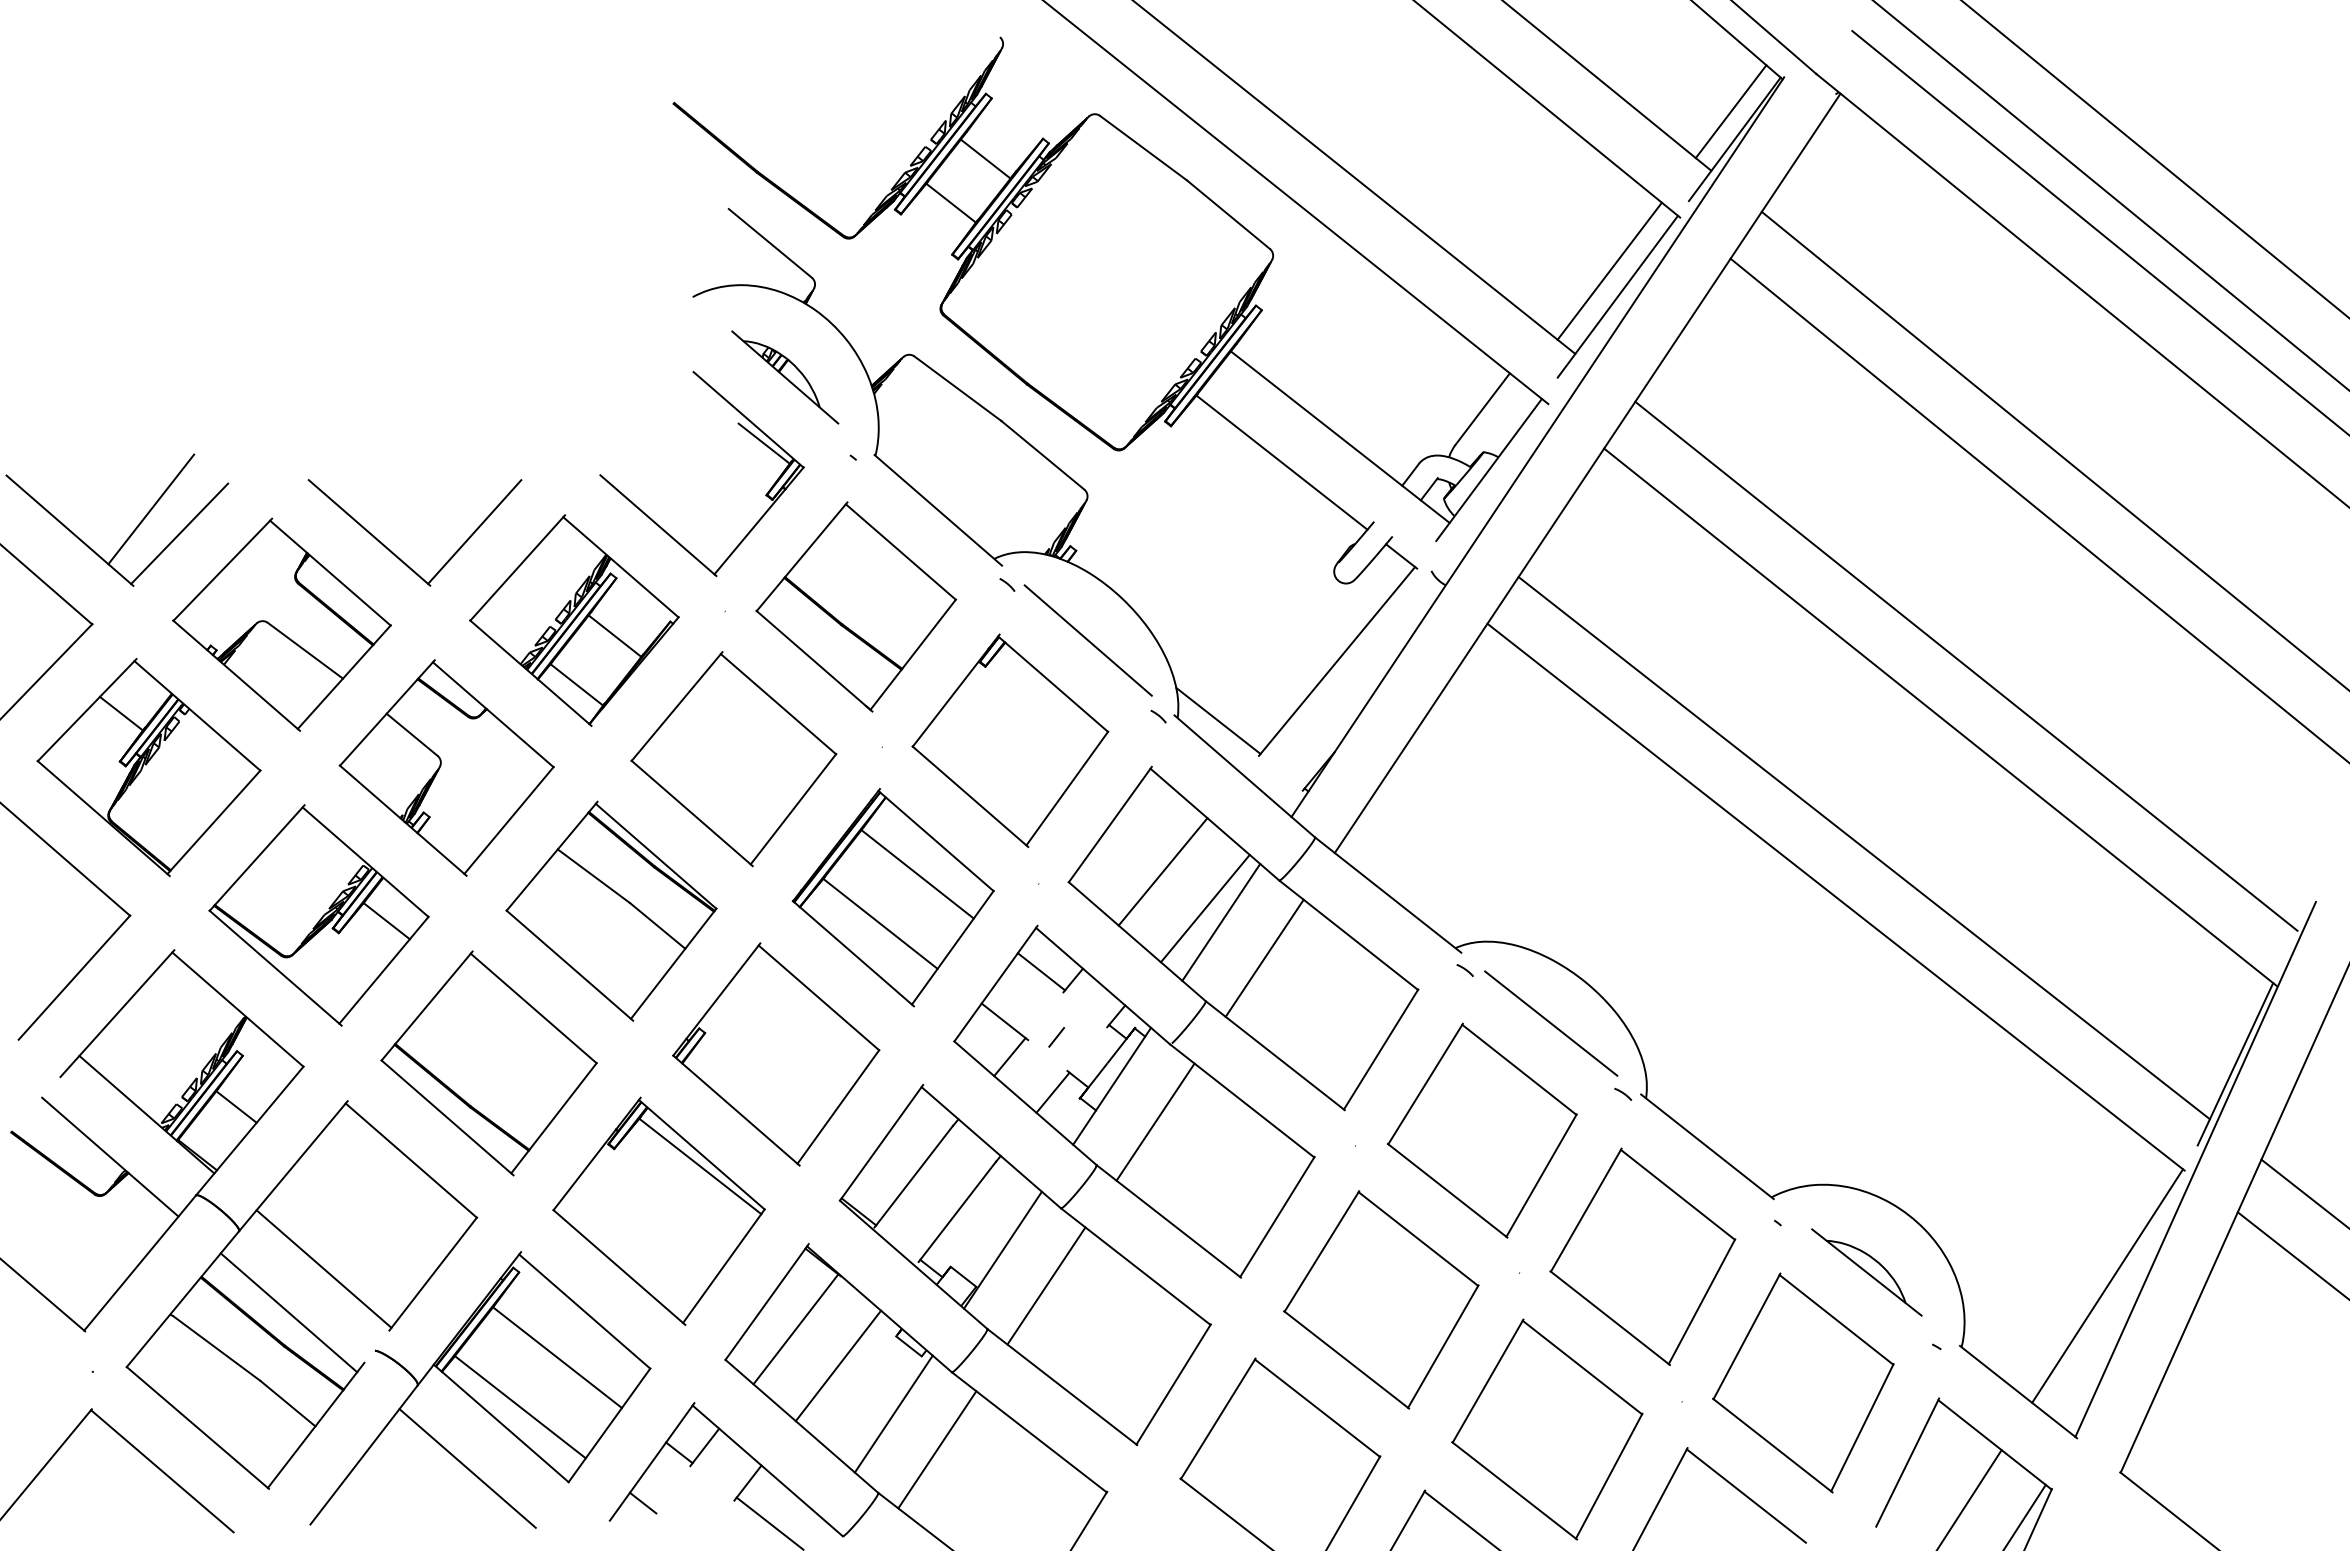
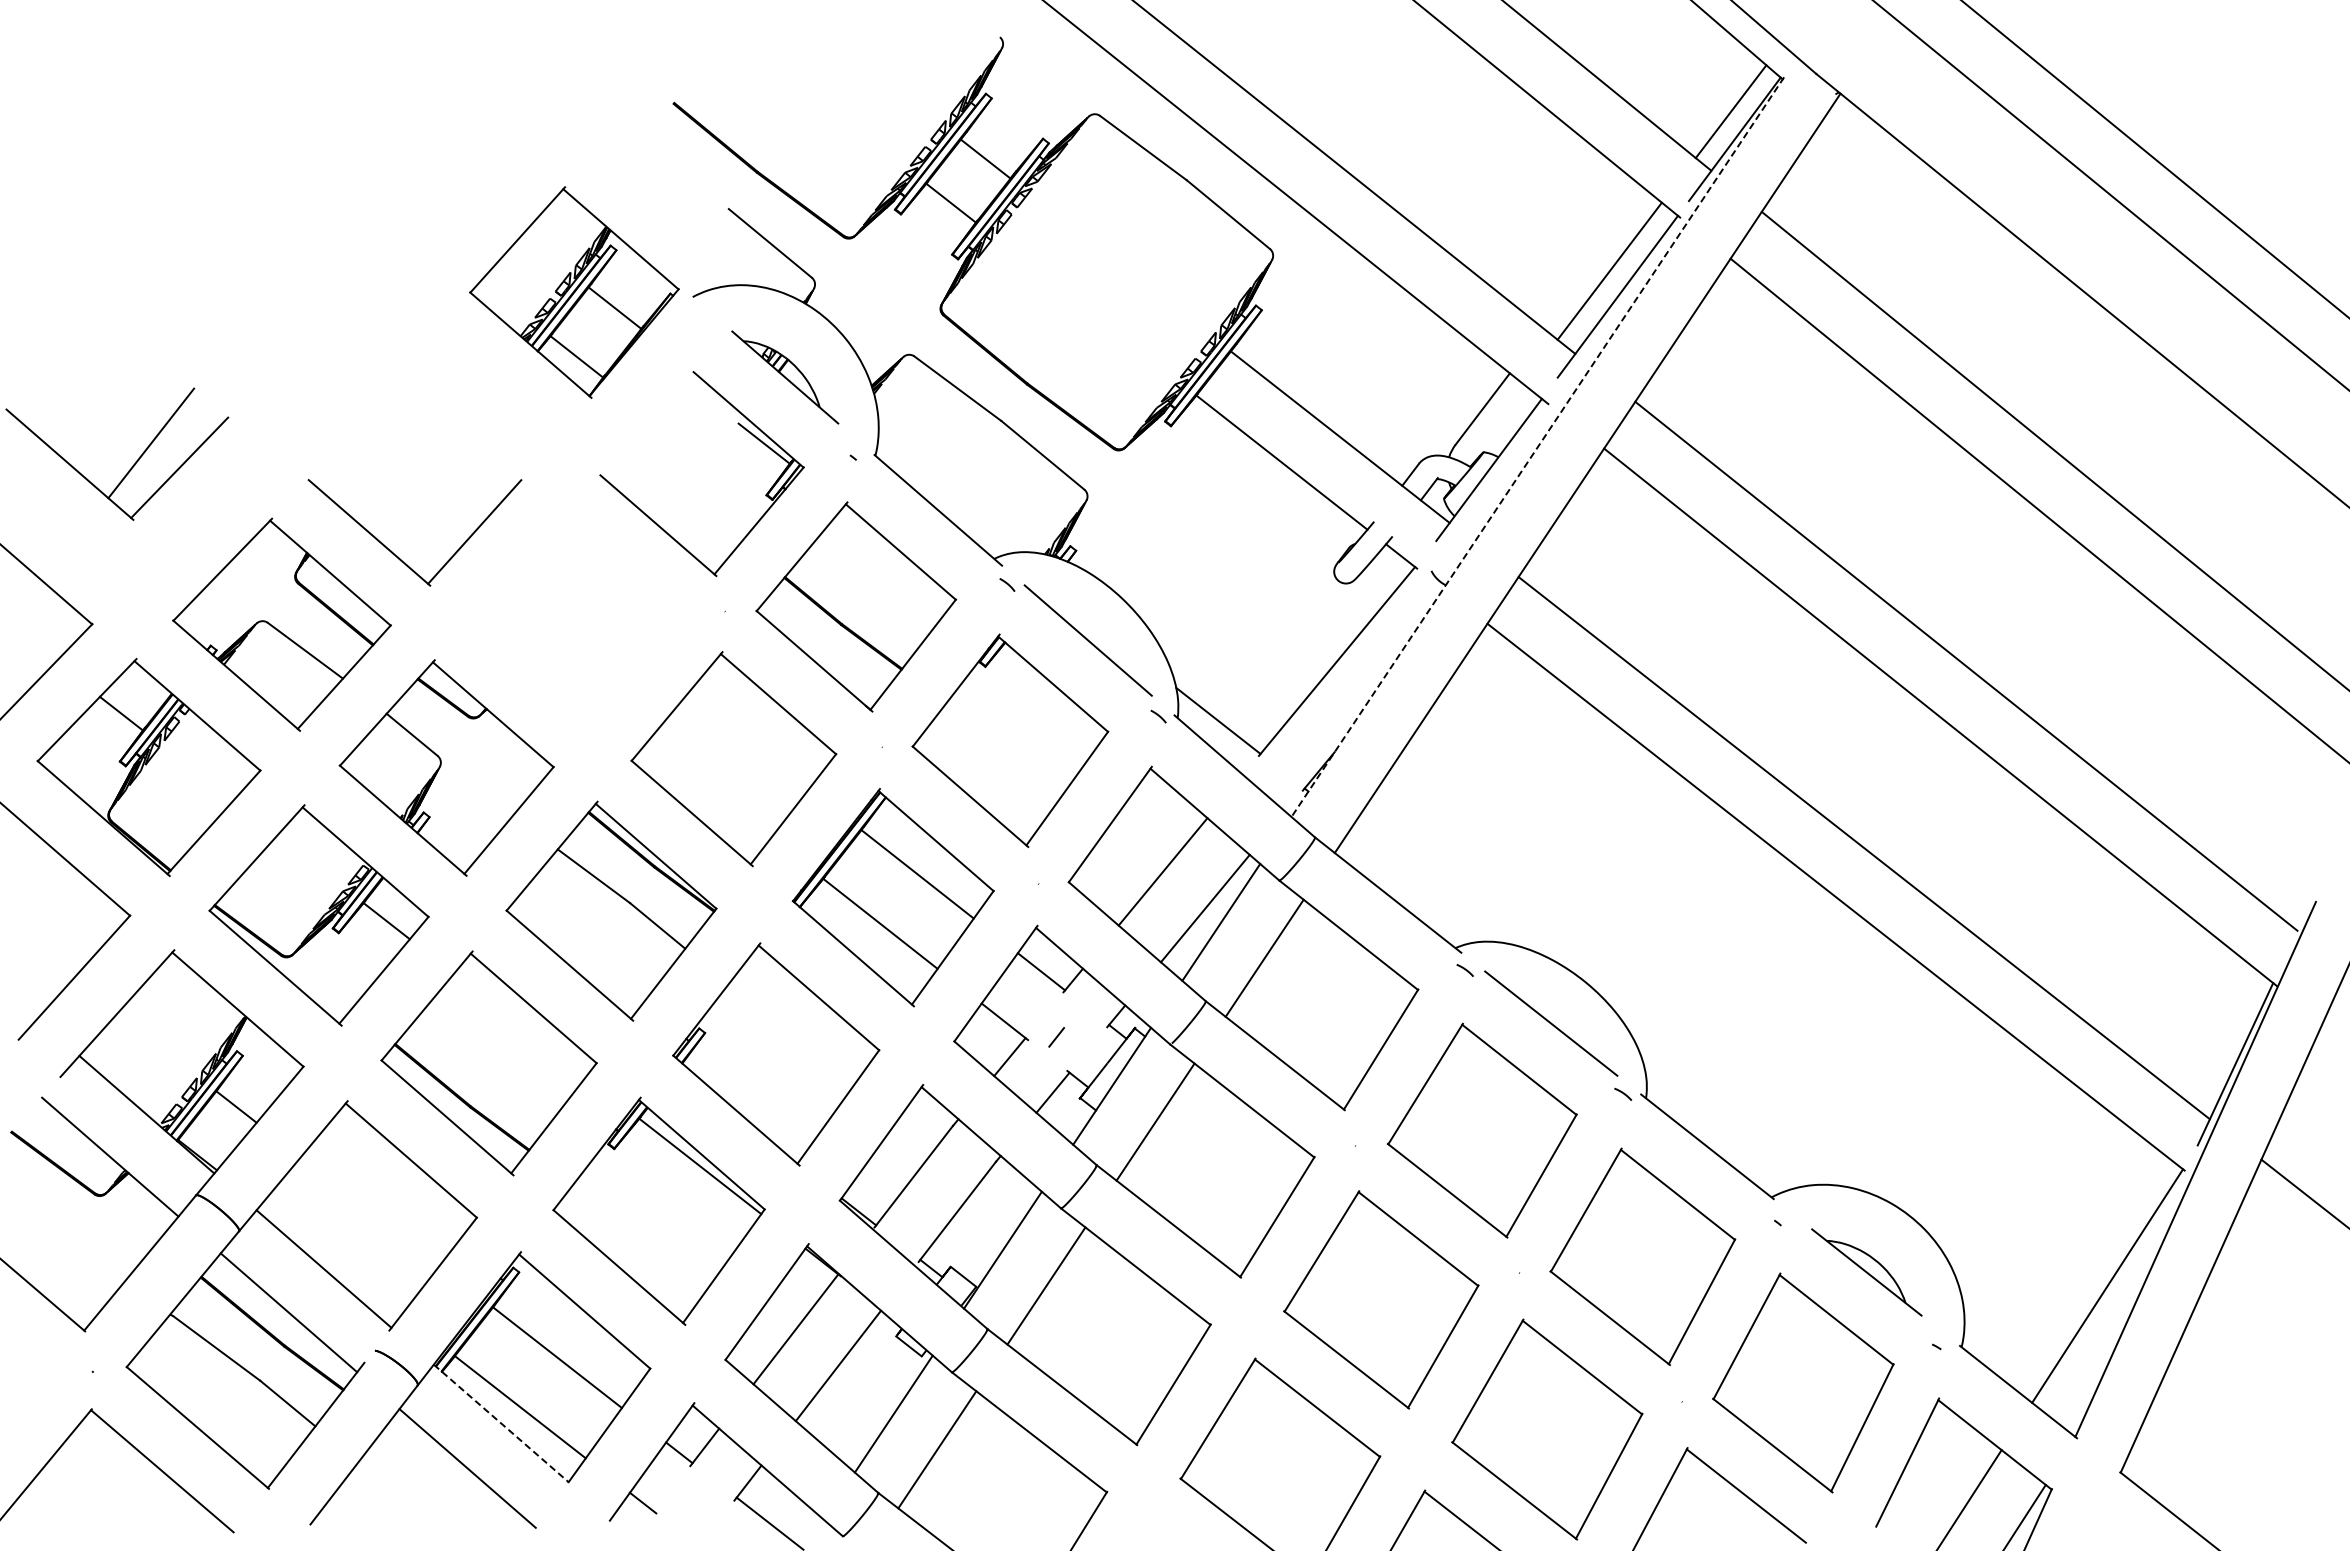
line: present -> none (2099, 232)
line: solid -> dashed (1537, 447)
part position: (132, 531) -> (132, 465) (132, 465)
part position: (574, 620) -> (574, 292) (574, 292)
line: present -> none (2291, 1254)
line: solid -> dashed (501, 1423)
